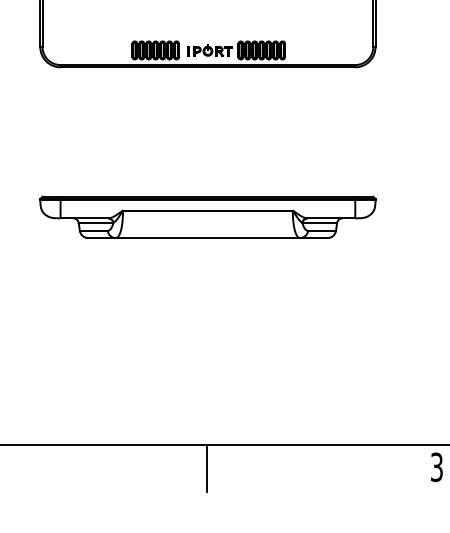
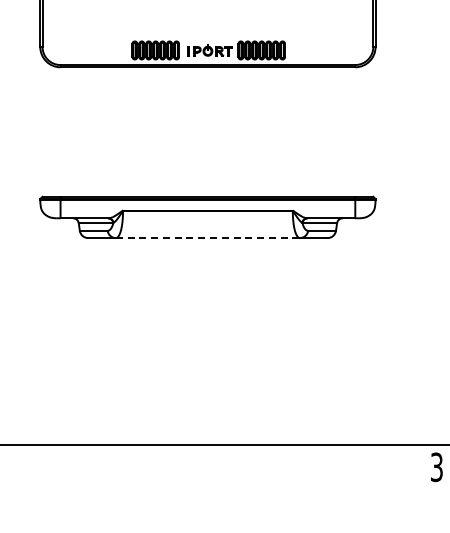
line: solid -> dashed (208, 238)
line: present -> none (207, 468)
